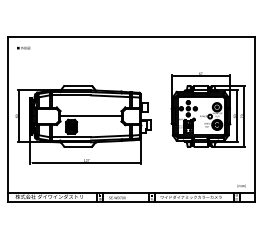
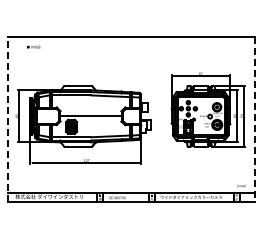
text position: (23, 47) -> (33, 46) (33, 46)
line: solid -> dashed (8, 119)
line: solid -> dashed (254, 119)
